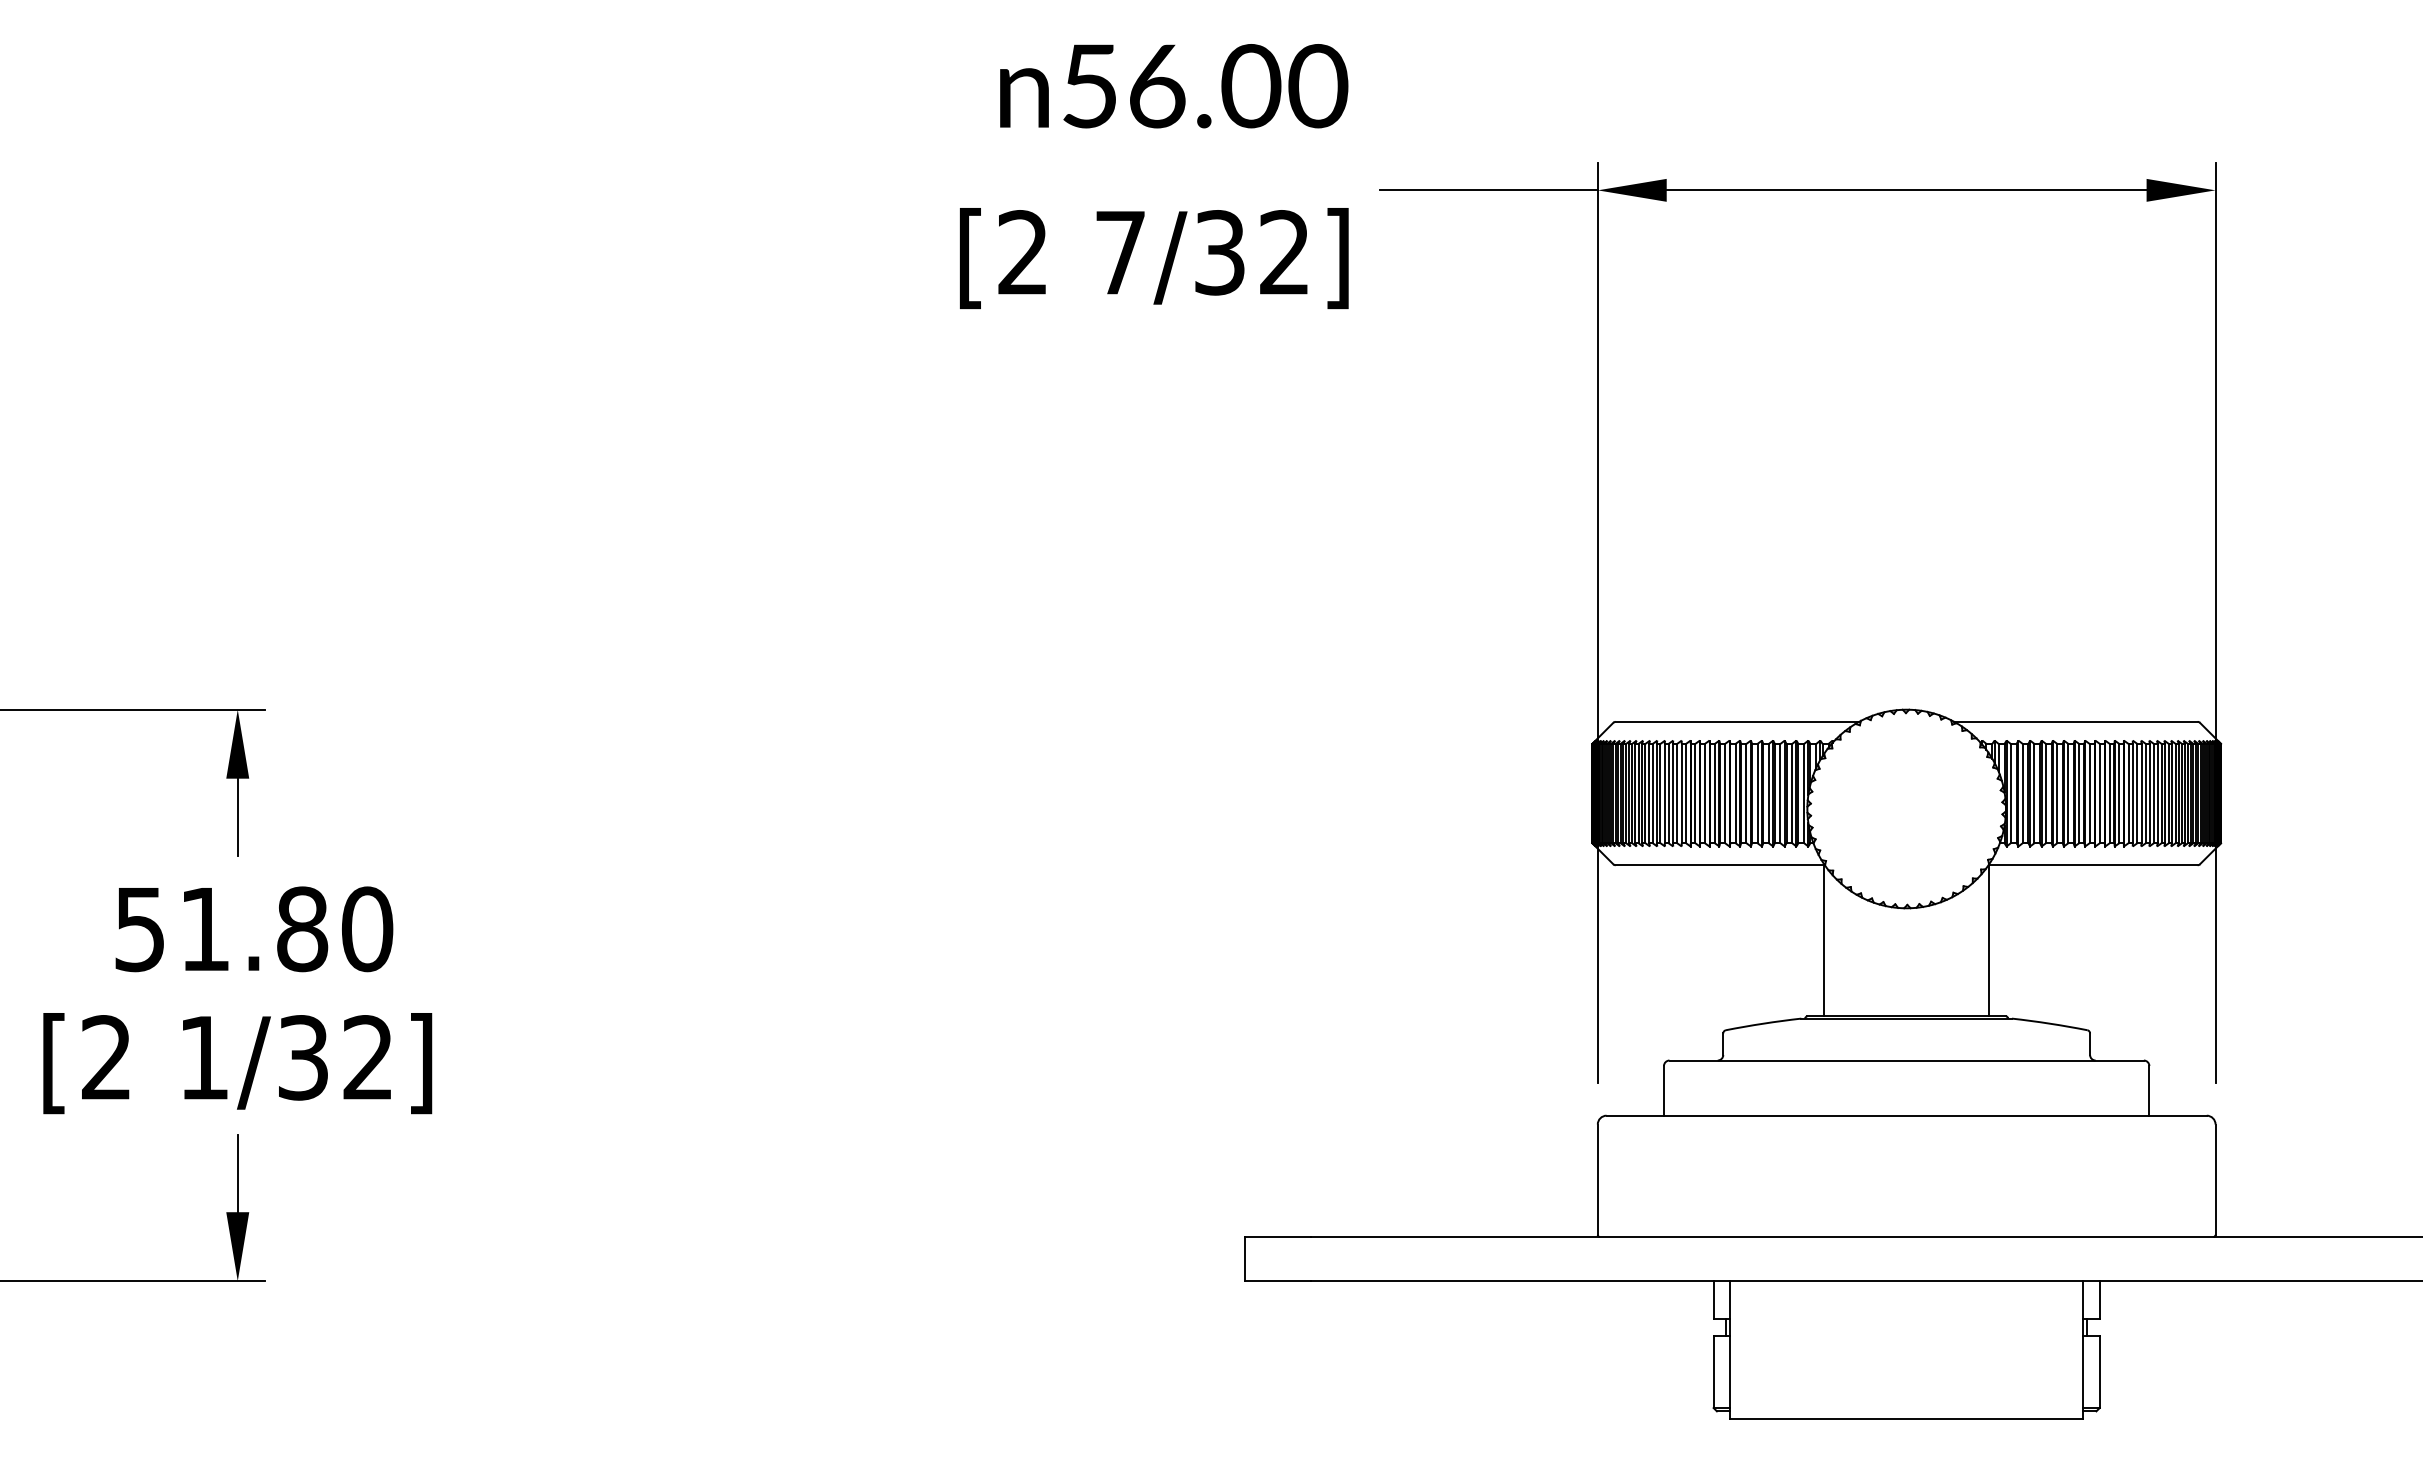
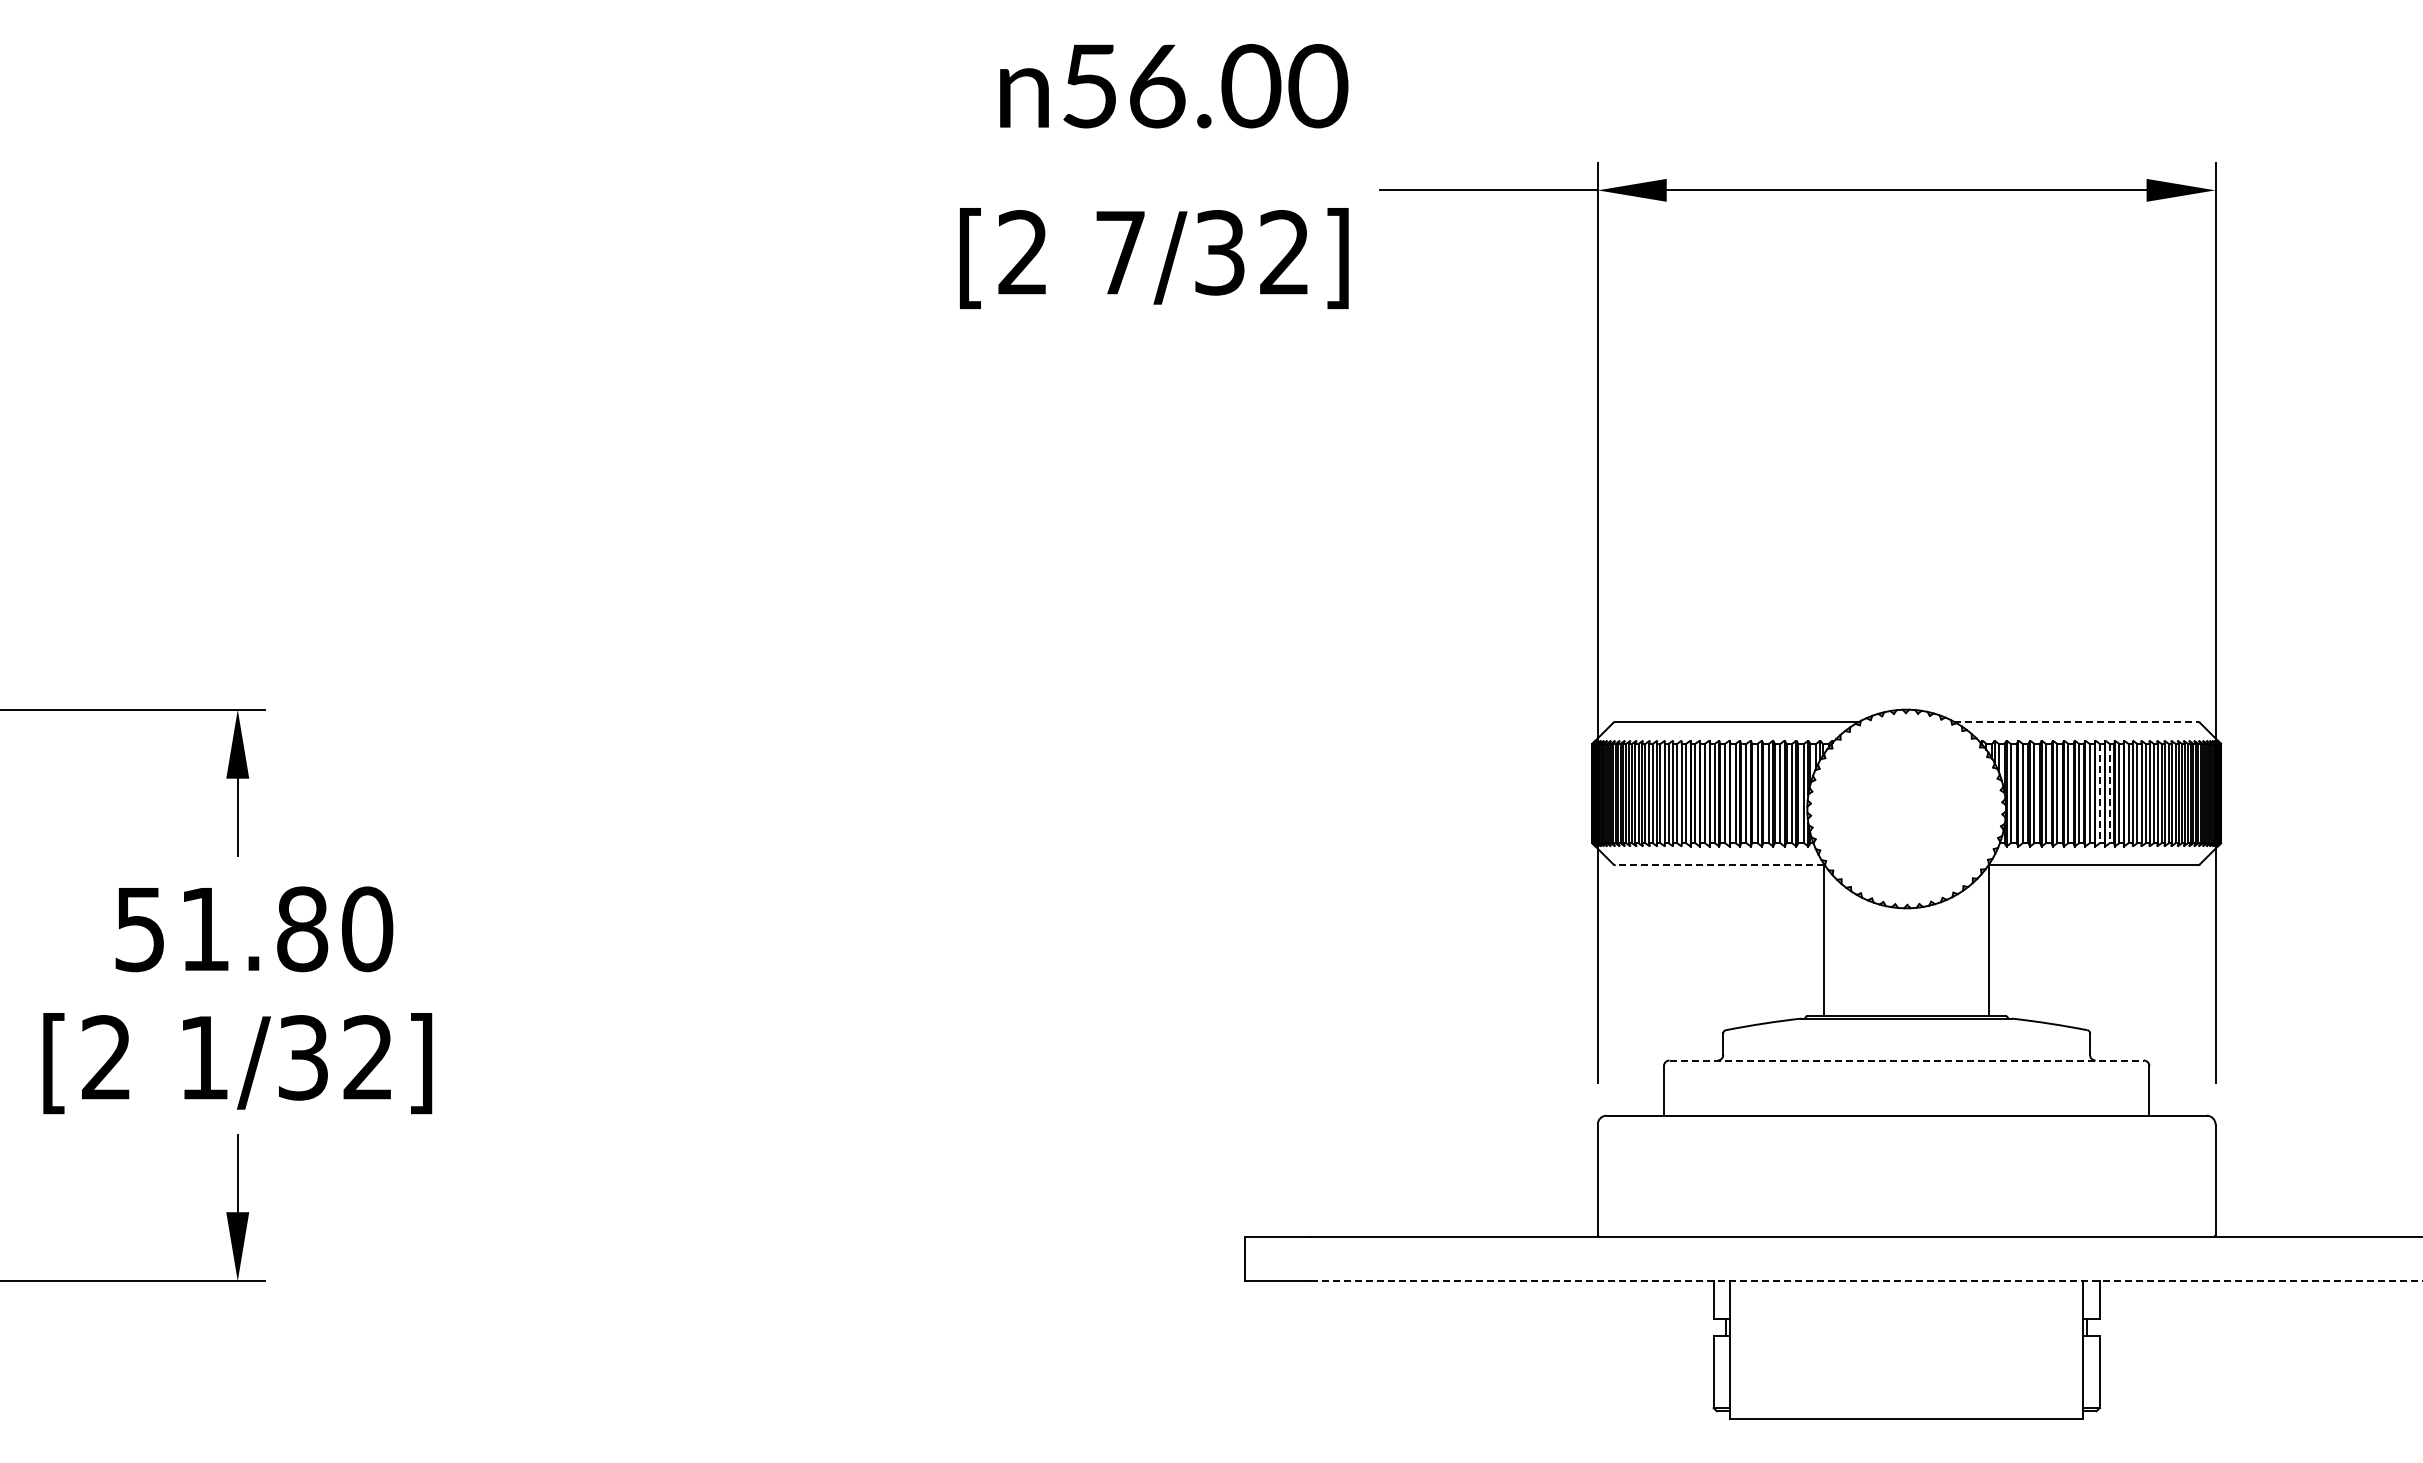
line: solid -> dashed (2075, 721)
line: solid -> dashed (2099, 793)
line: solid -> dashed (2109, 793)
line: solid -> dashed (1719, 865)
line: solid -> dashed (1907, 1060)
line: solid -> dashed (1866, 1281)
